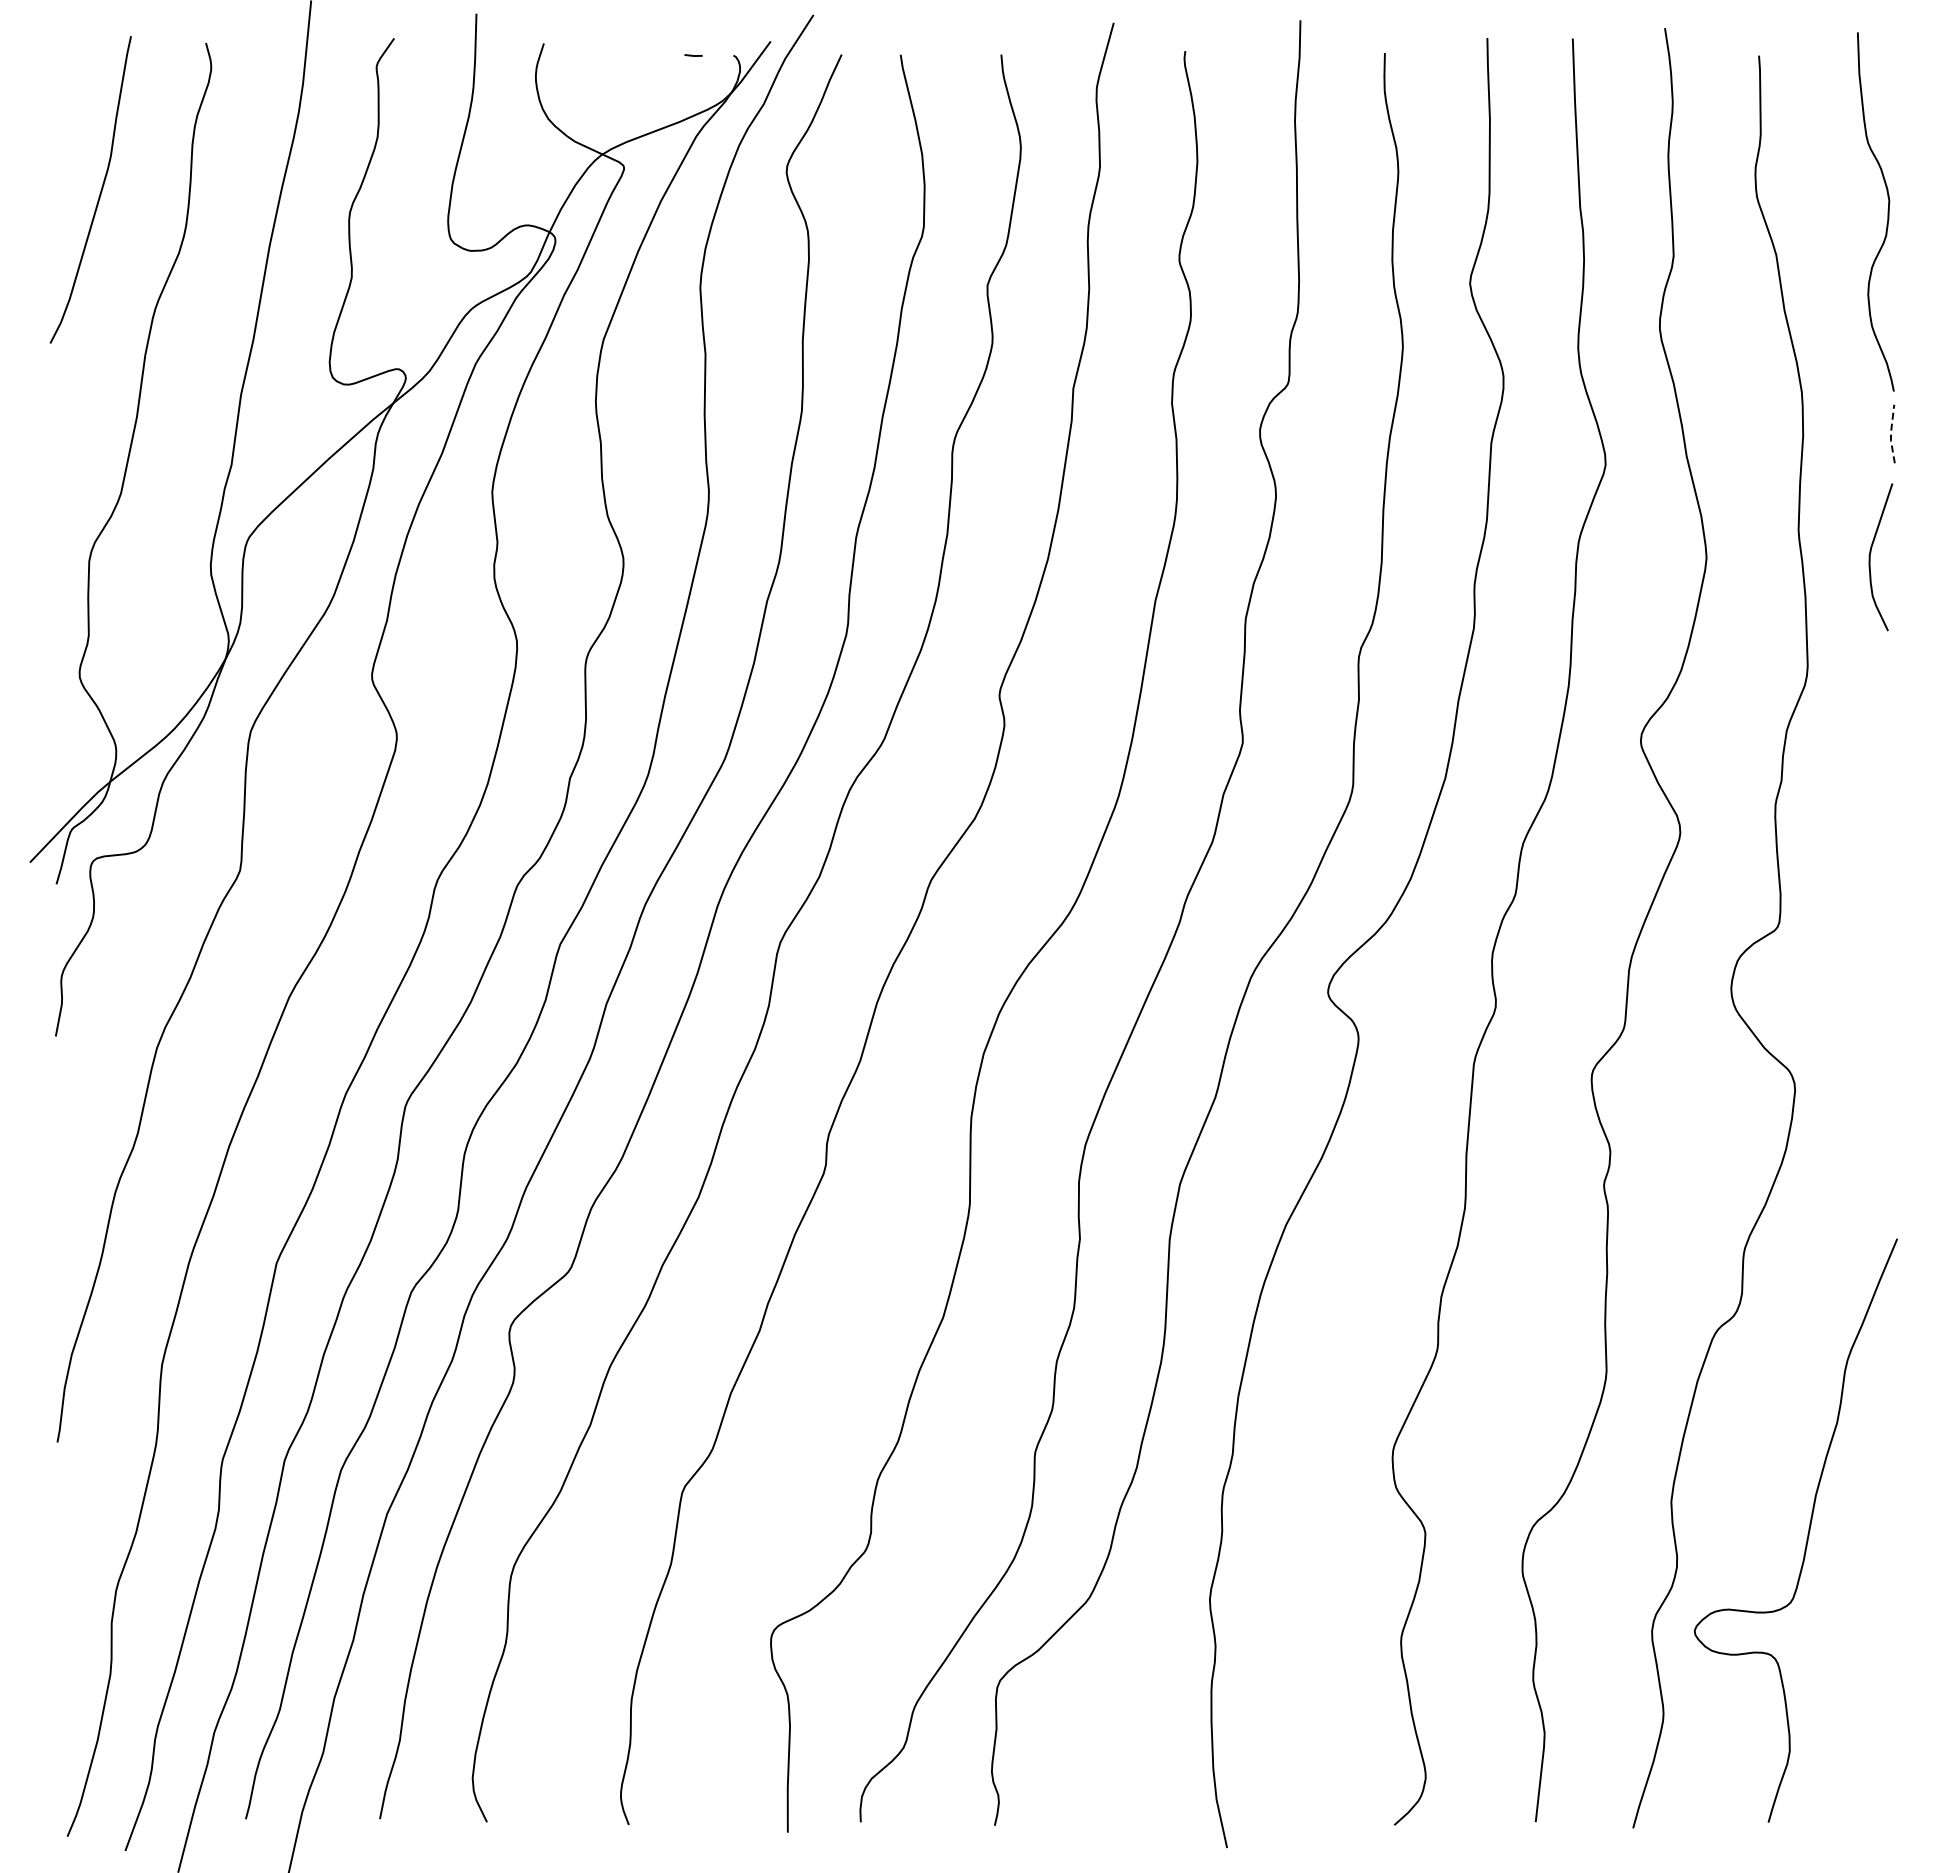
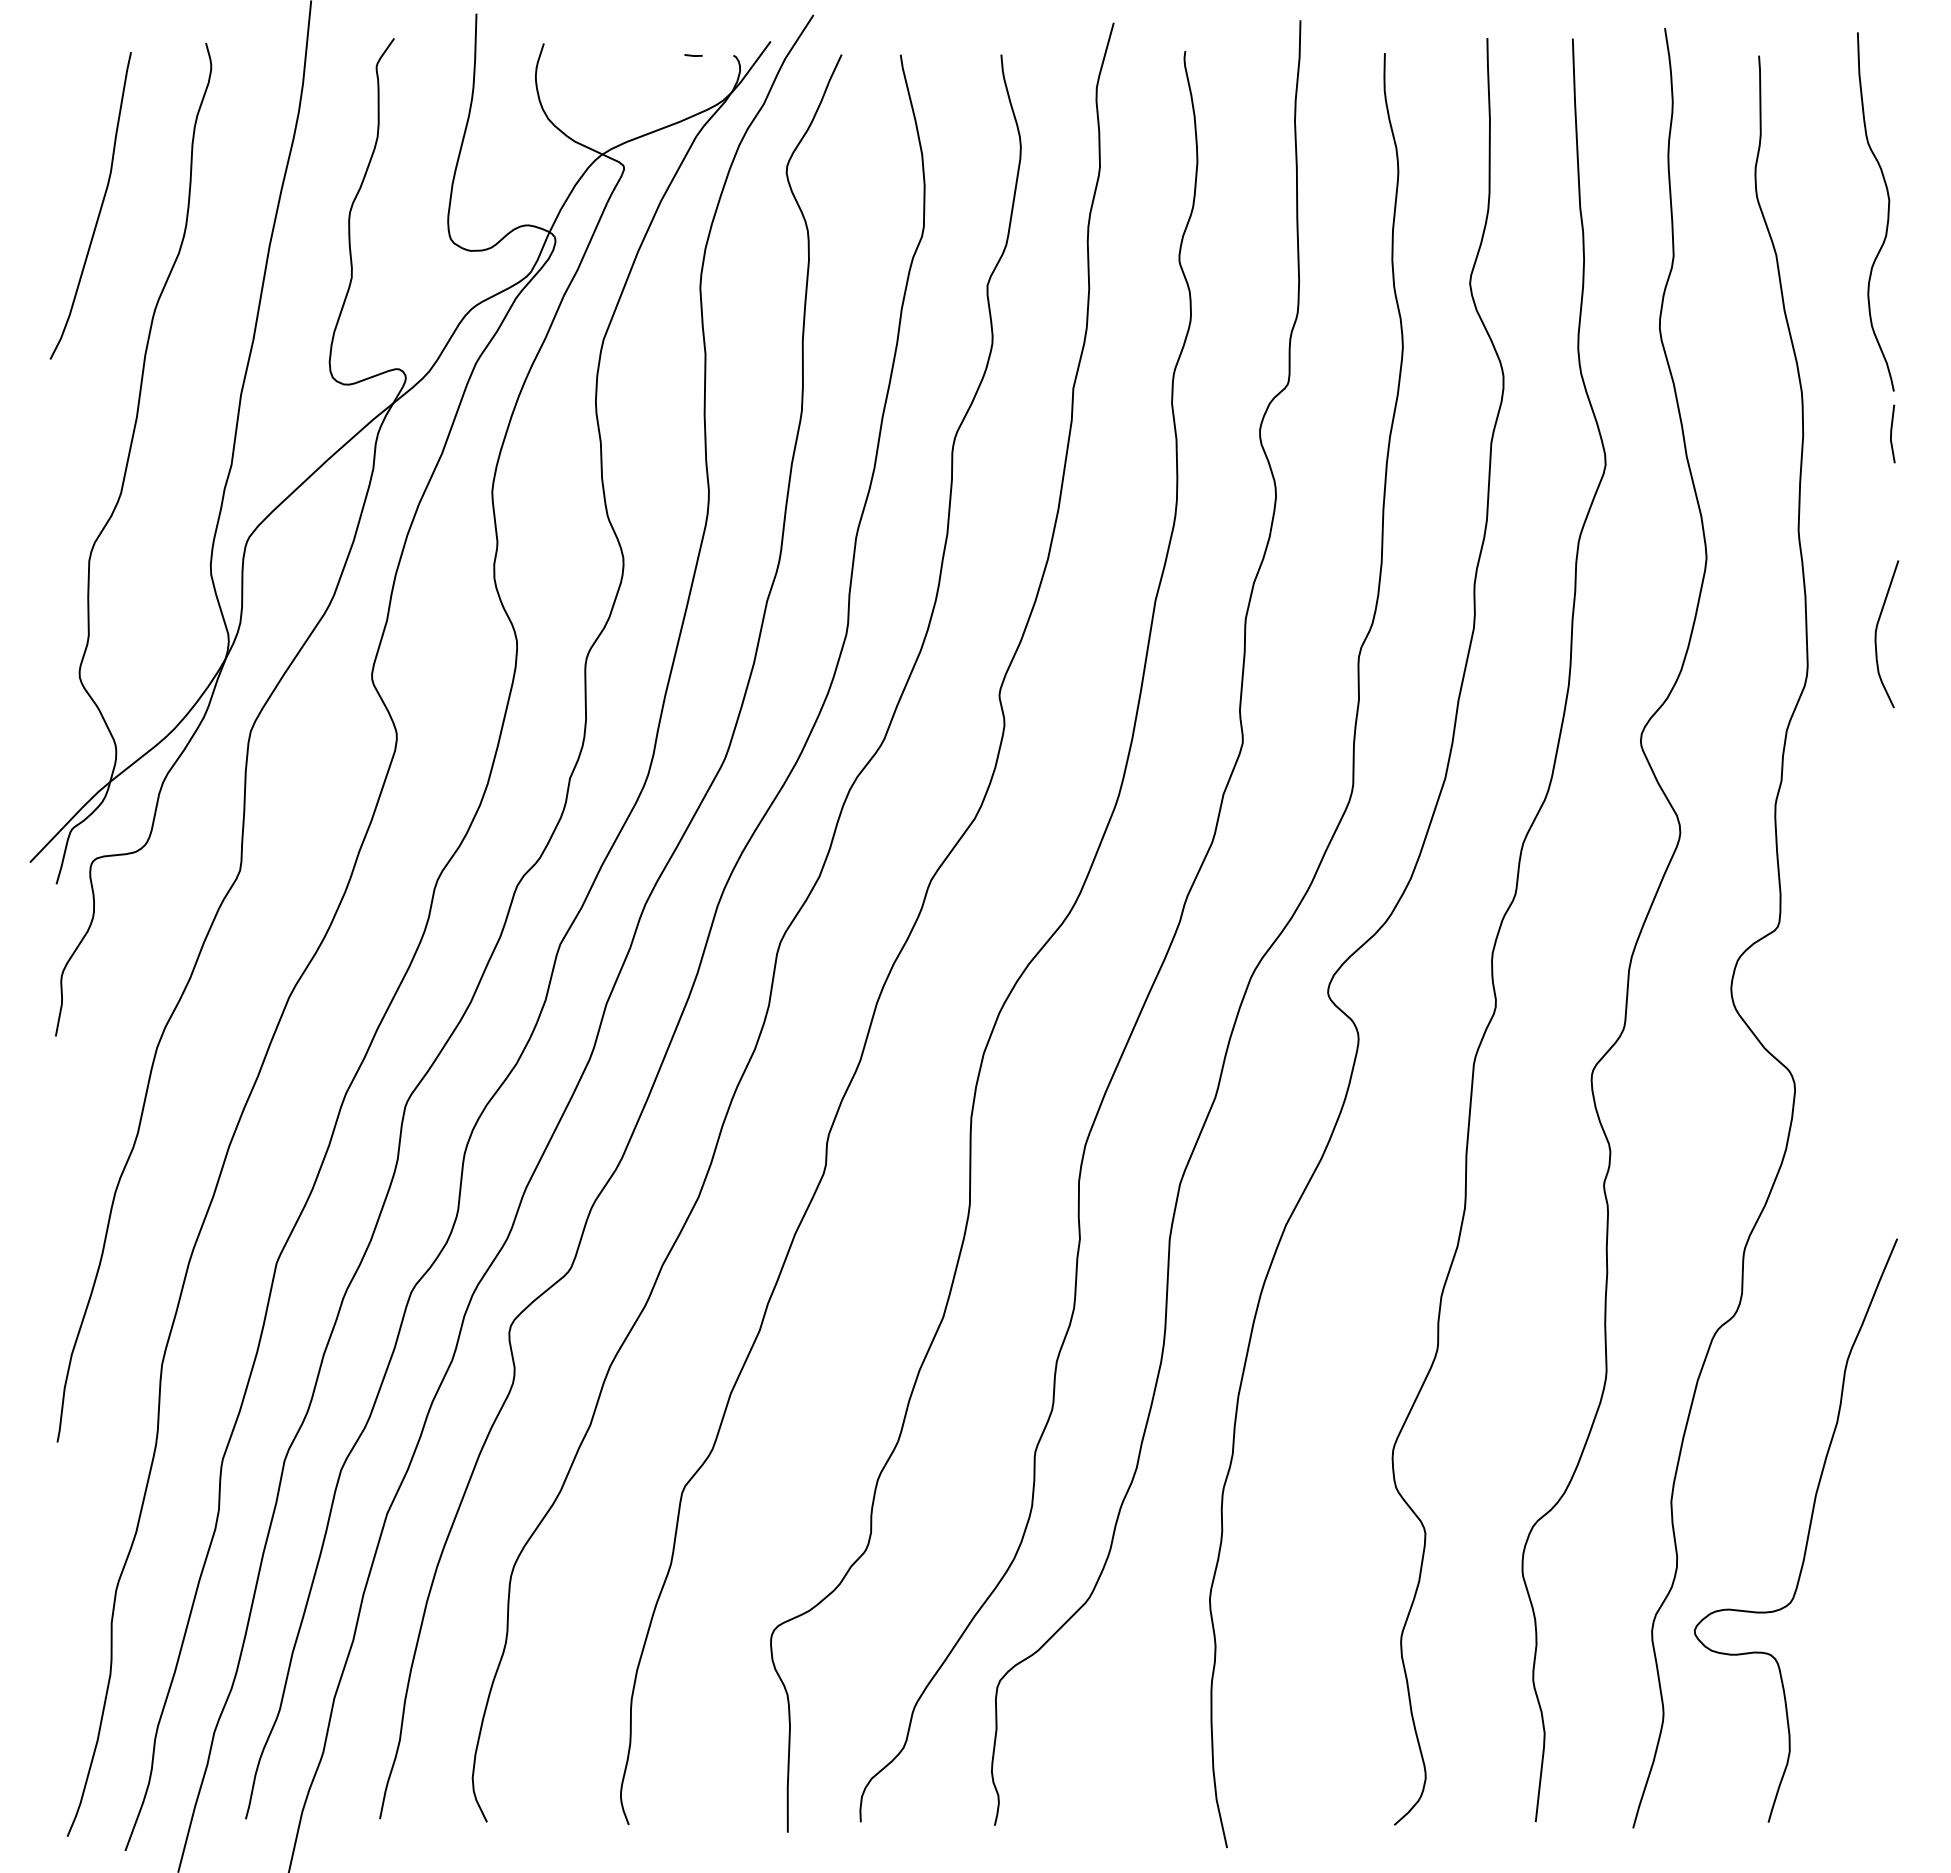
curve position: (99, 193) -> (99, 209) (99, 209)
line: dashed -> solid (1891, 434)
curve position: (1870, 557) -> (1876, 634) (1876, 634)
